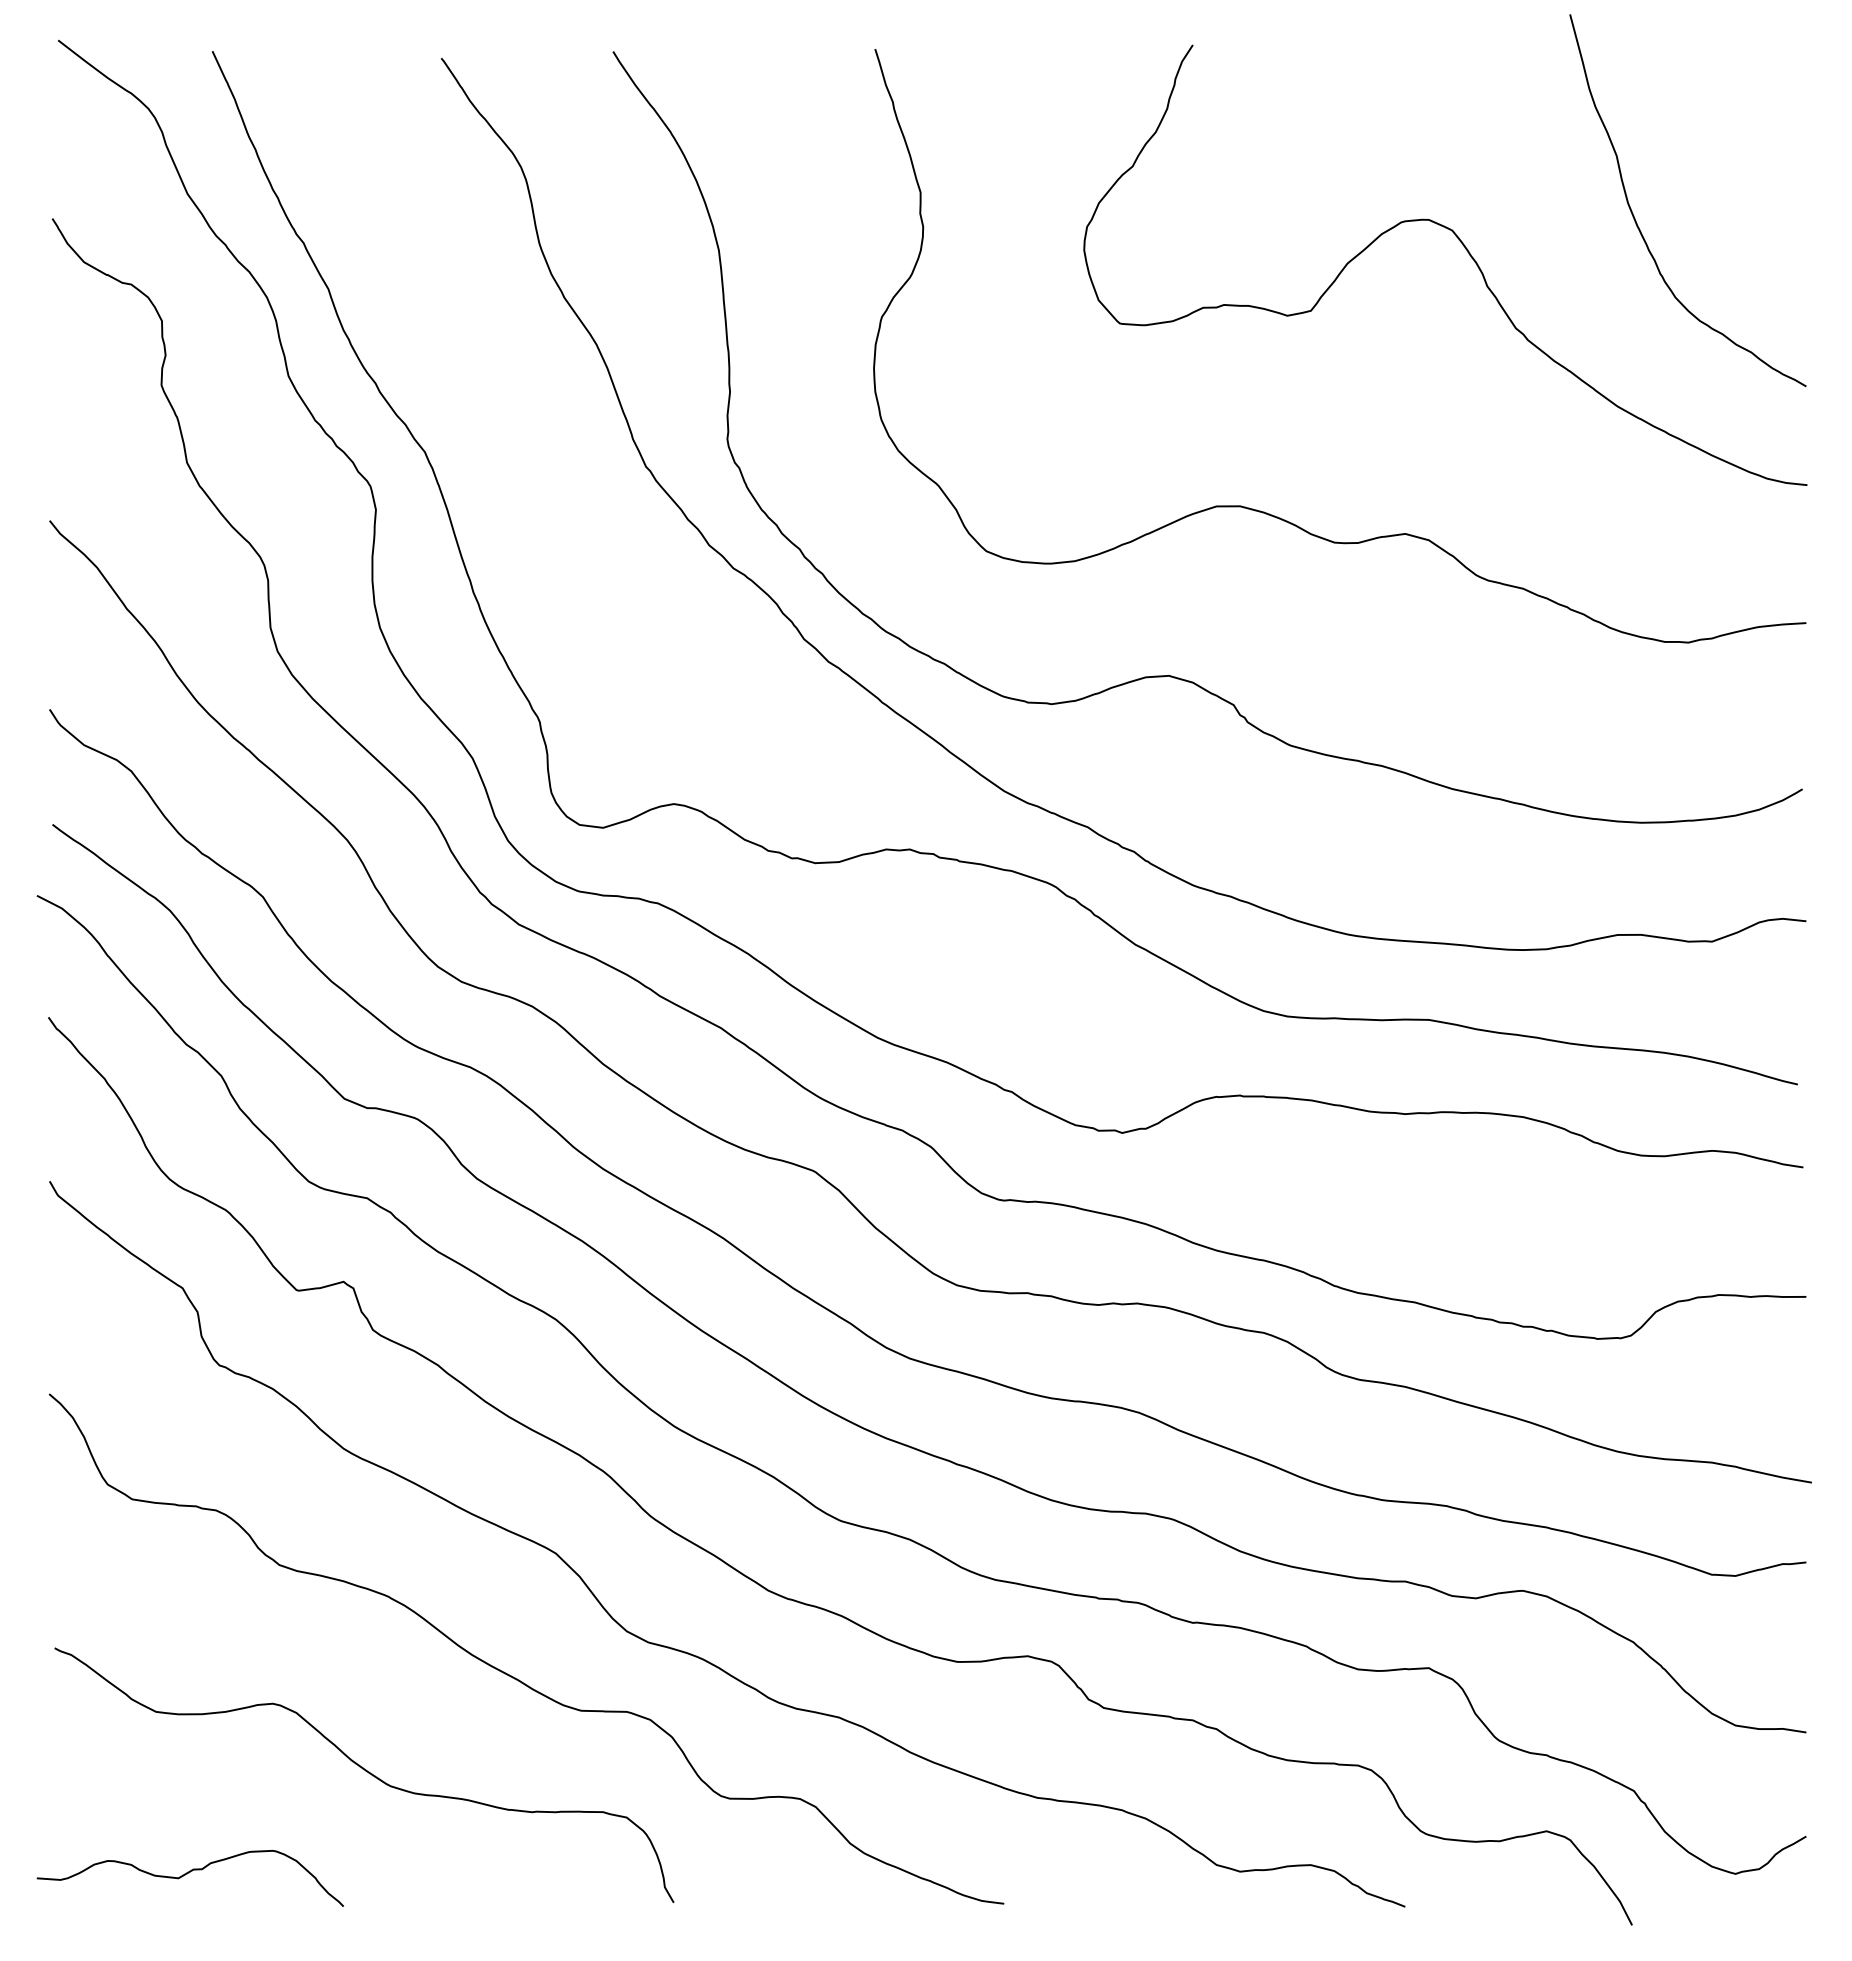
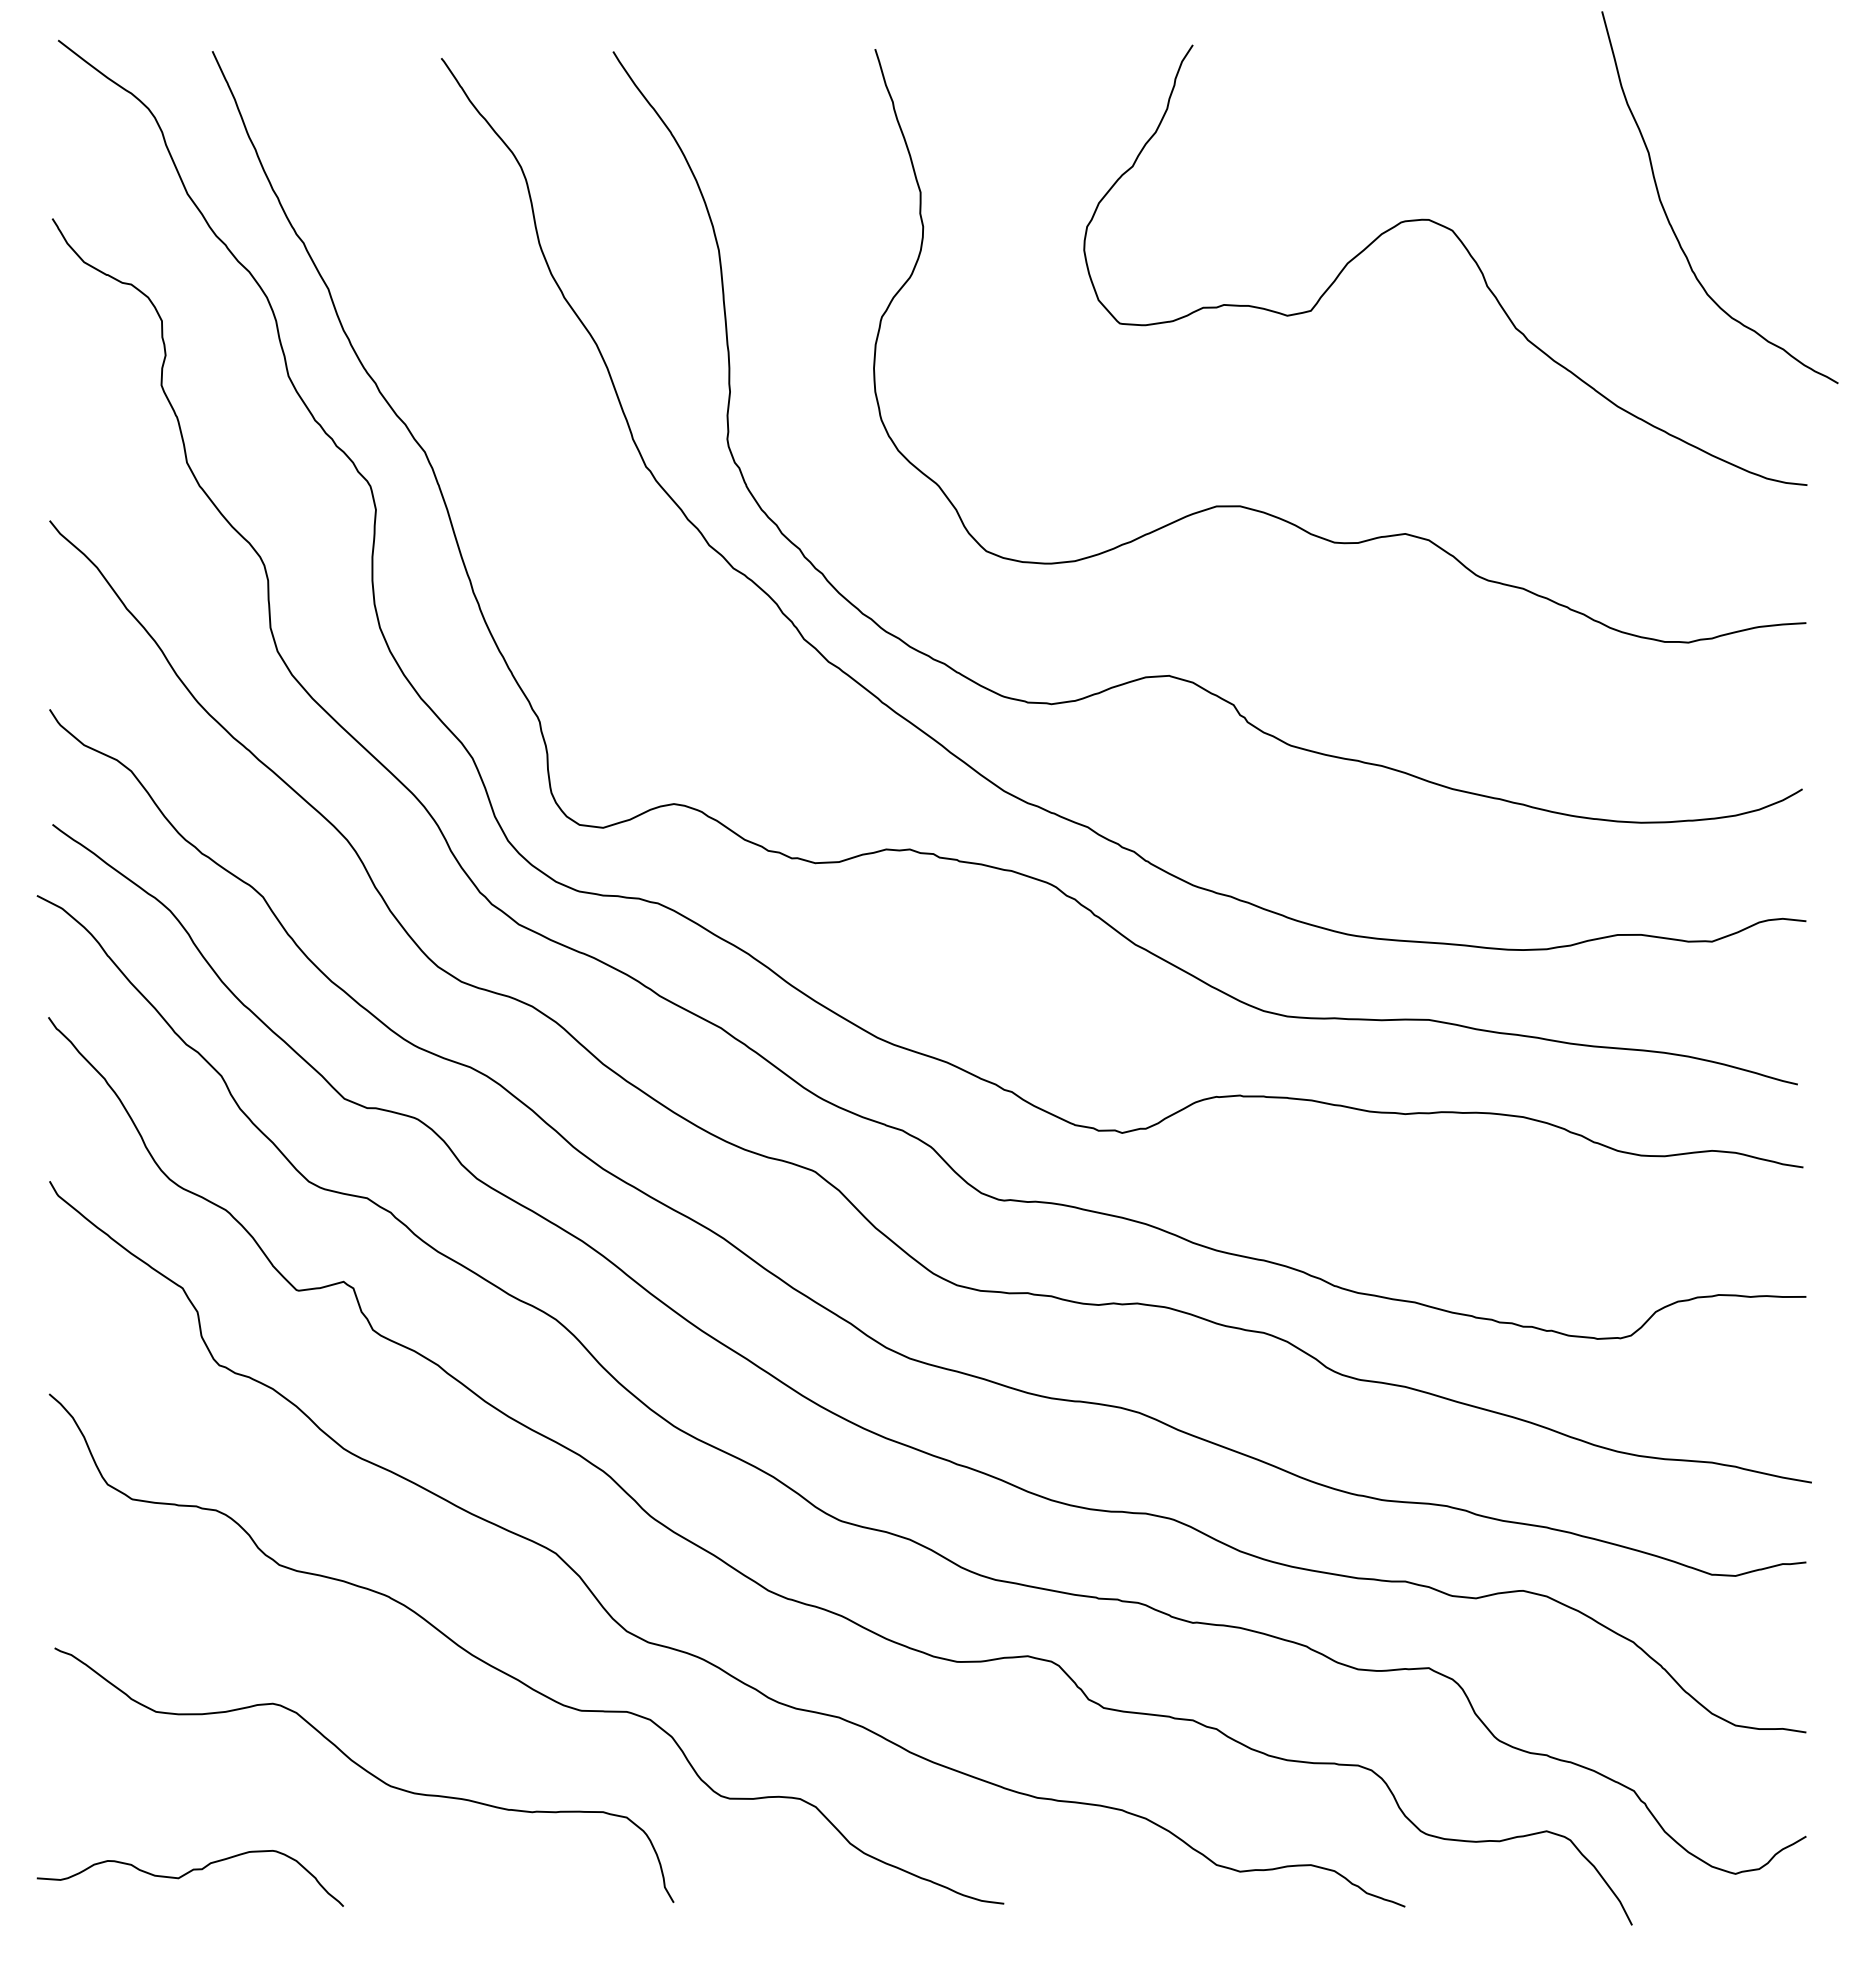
curve position: (1636, 220) -> (1668, 217) (1668, 217)
